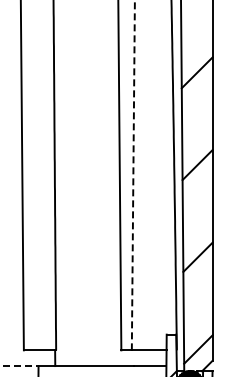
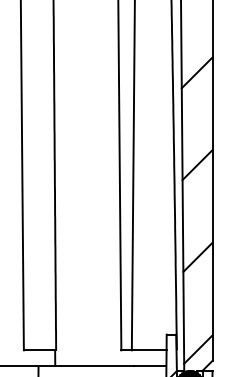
line: dashed -> solid (133, 174)
line: dashed -> solid (19, 366)
